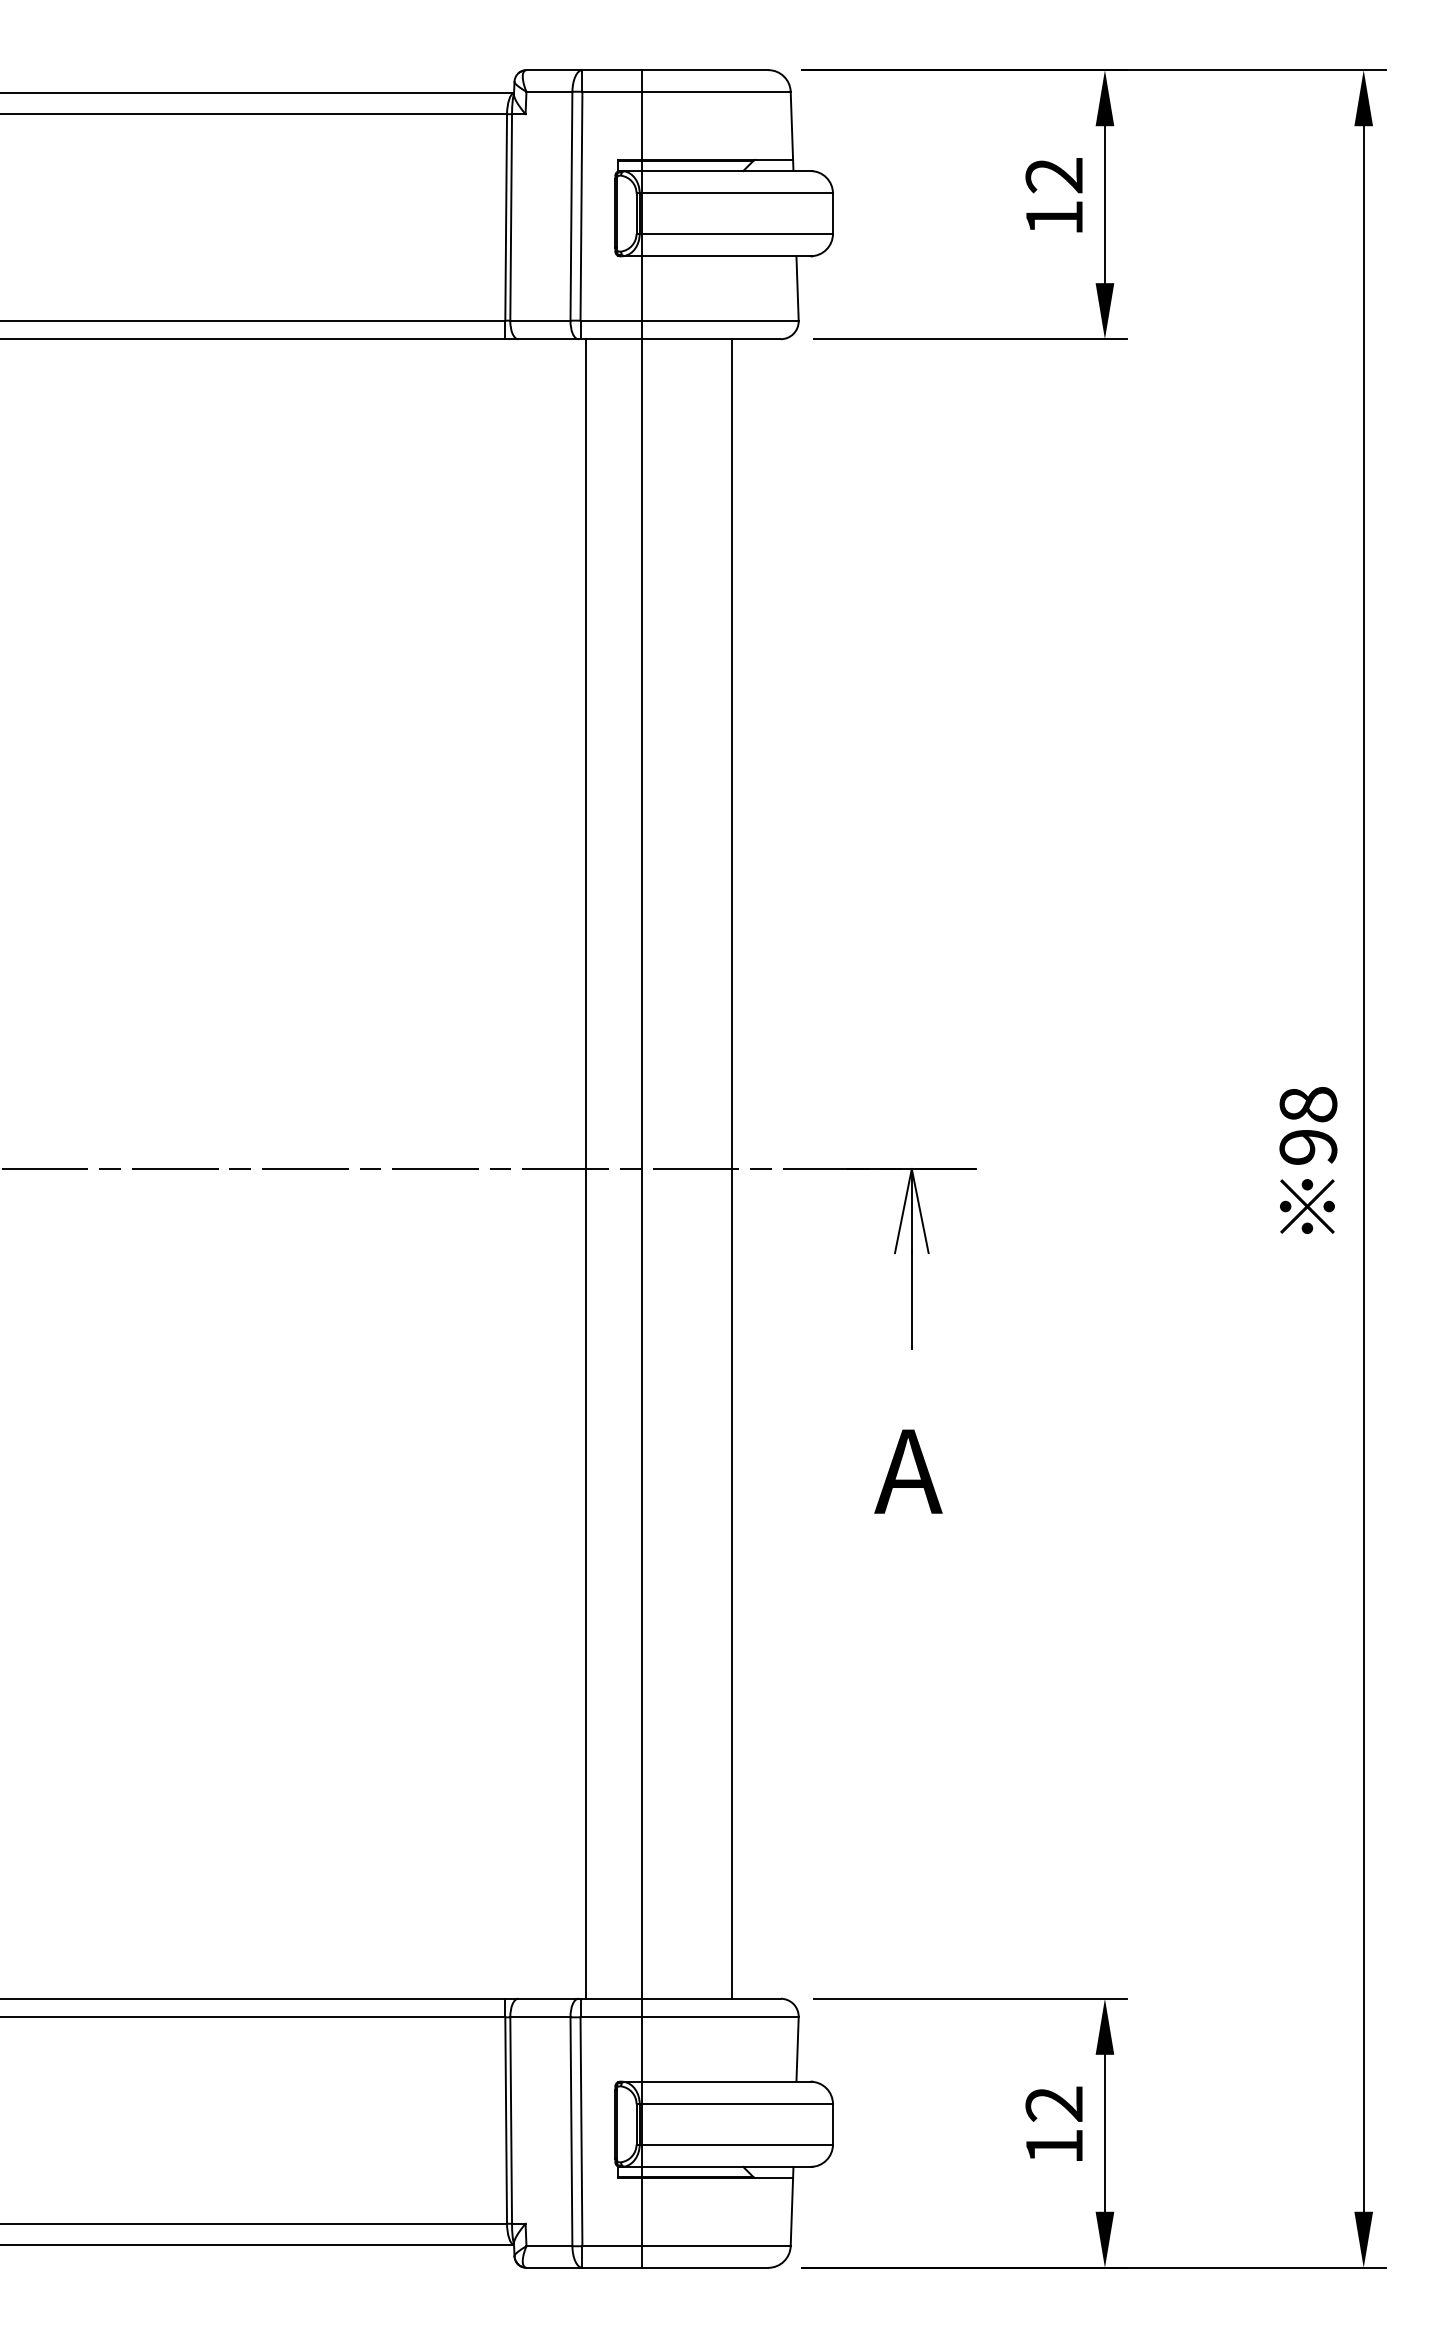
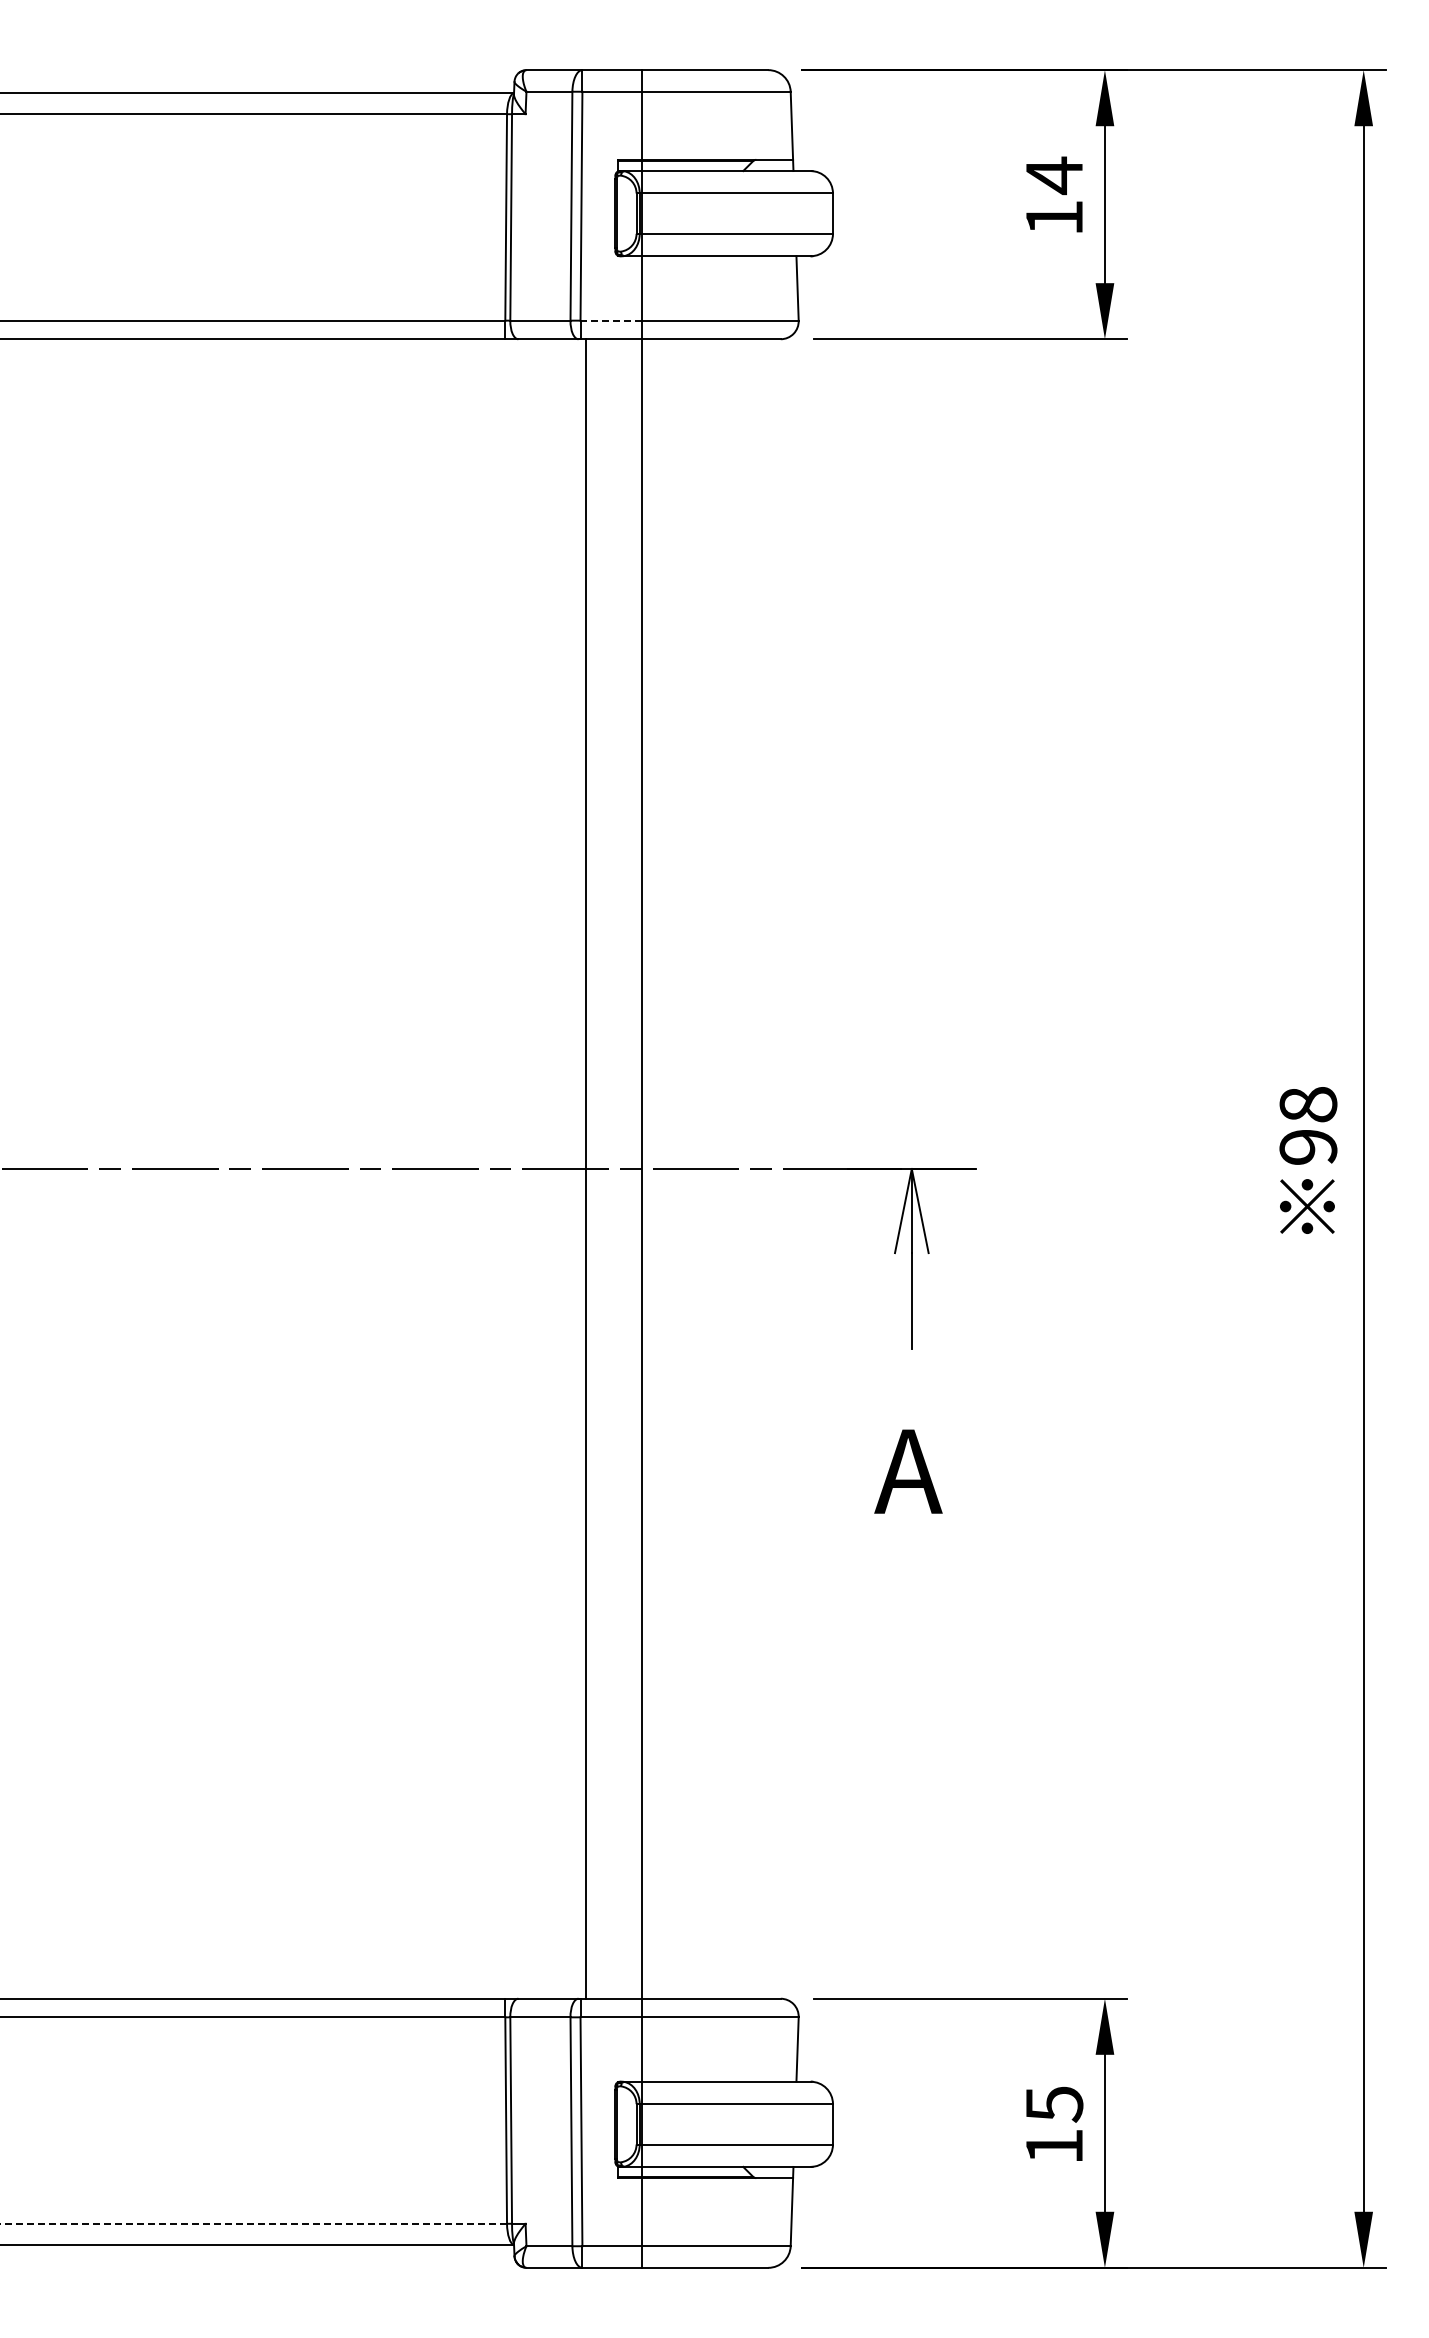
text: 12 -> 14 (1053, 175)
line: solid -> dashed (611, 320)
line: present -> none (732, 1168)
text: 12 -> 15 (1054, 2104)
line: solid -> dashed (253, 2223)
